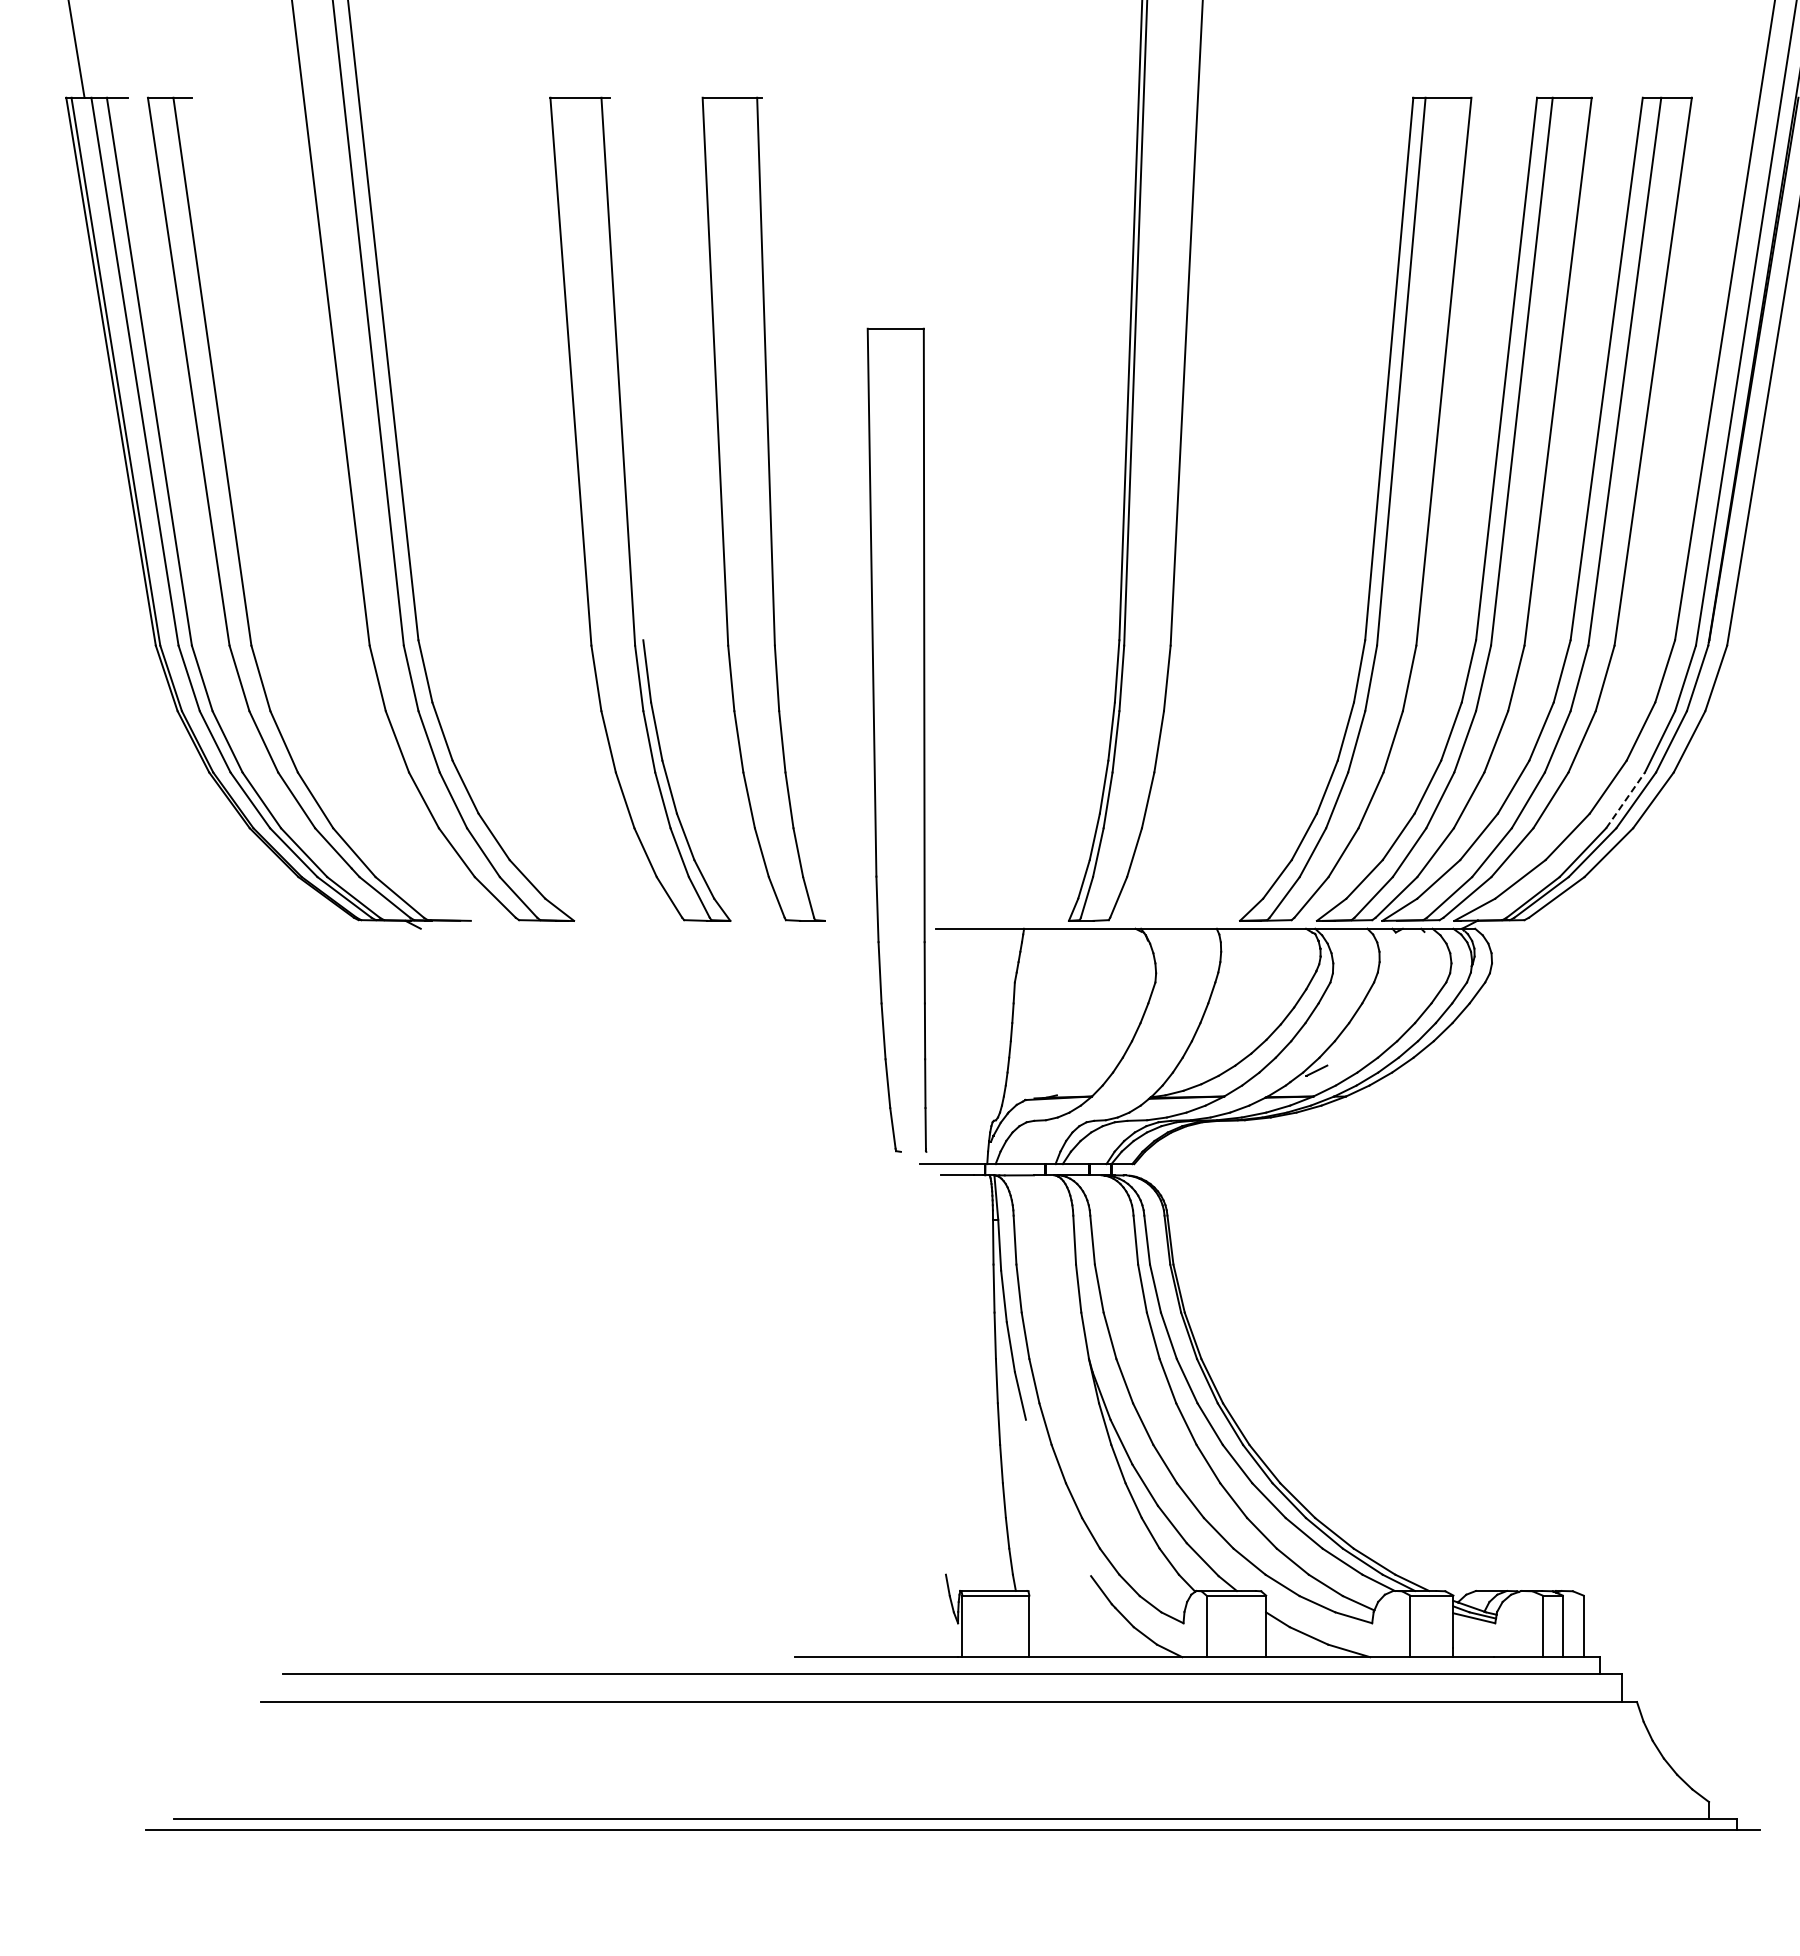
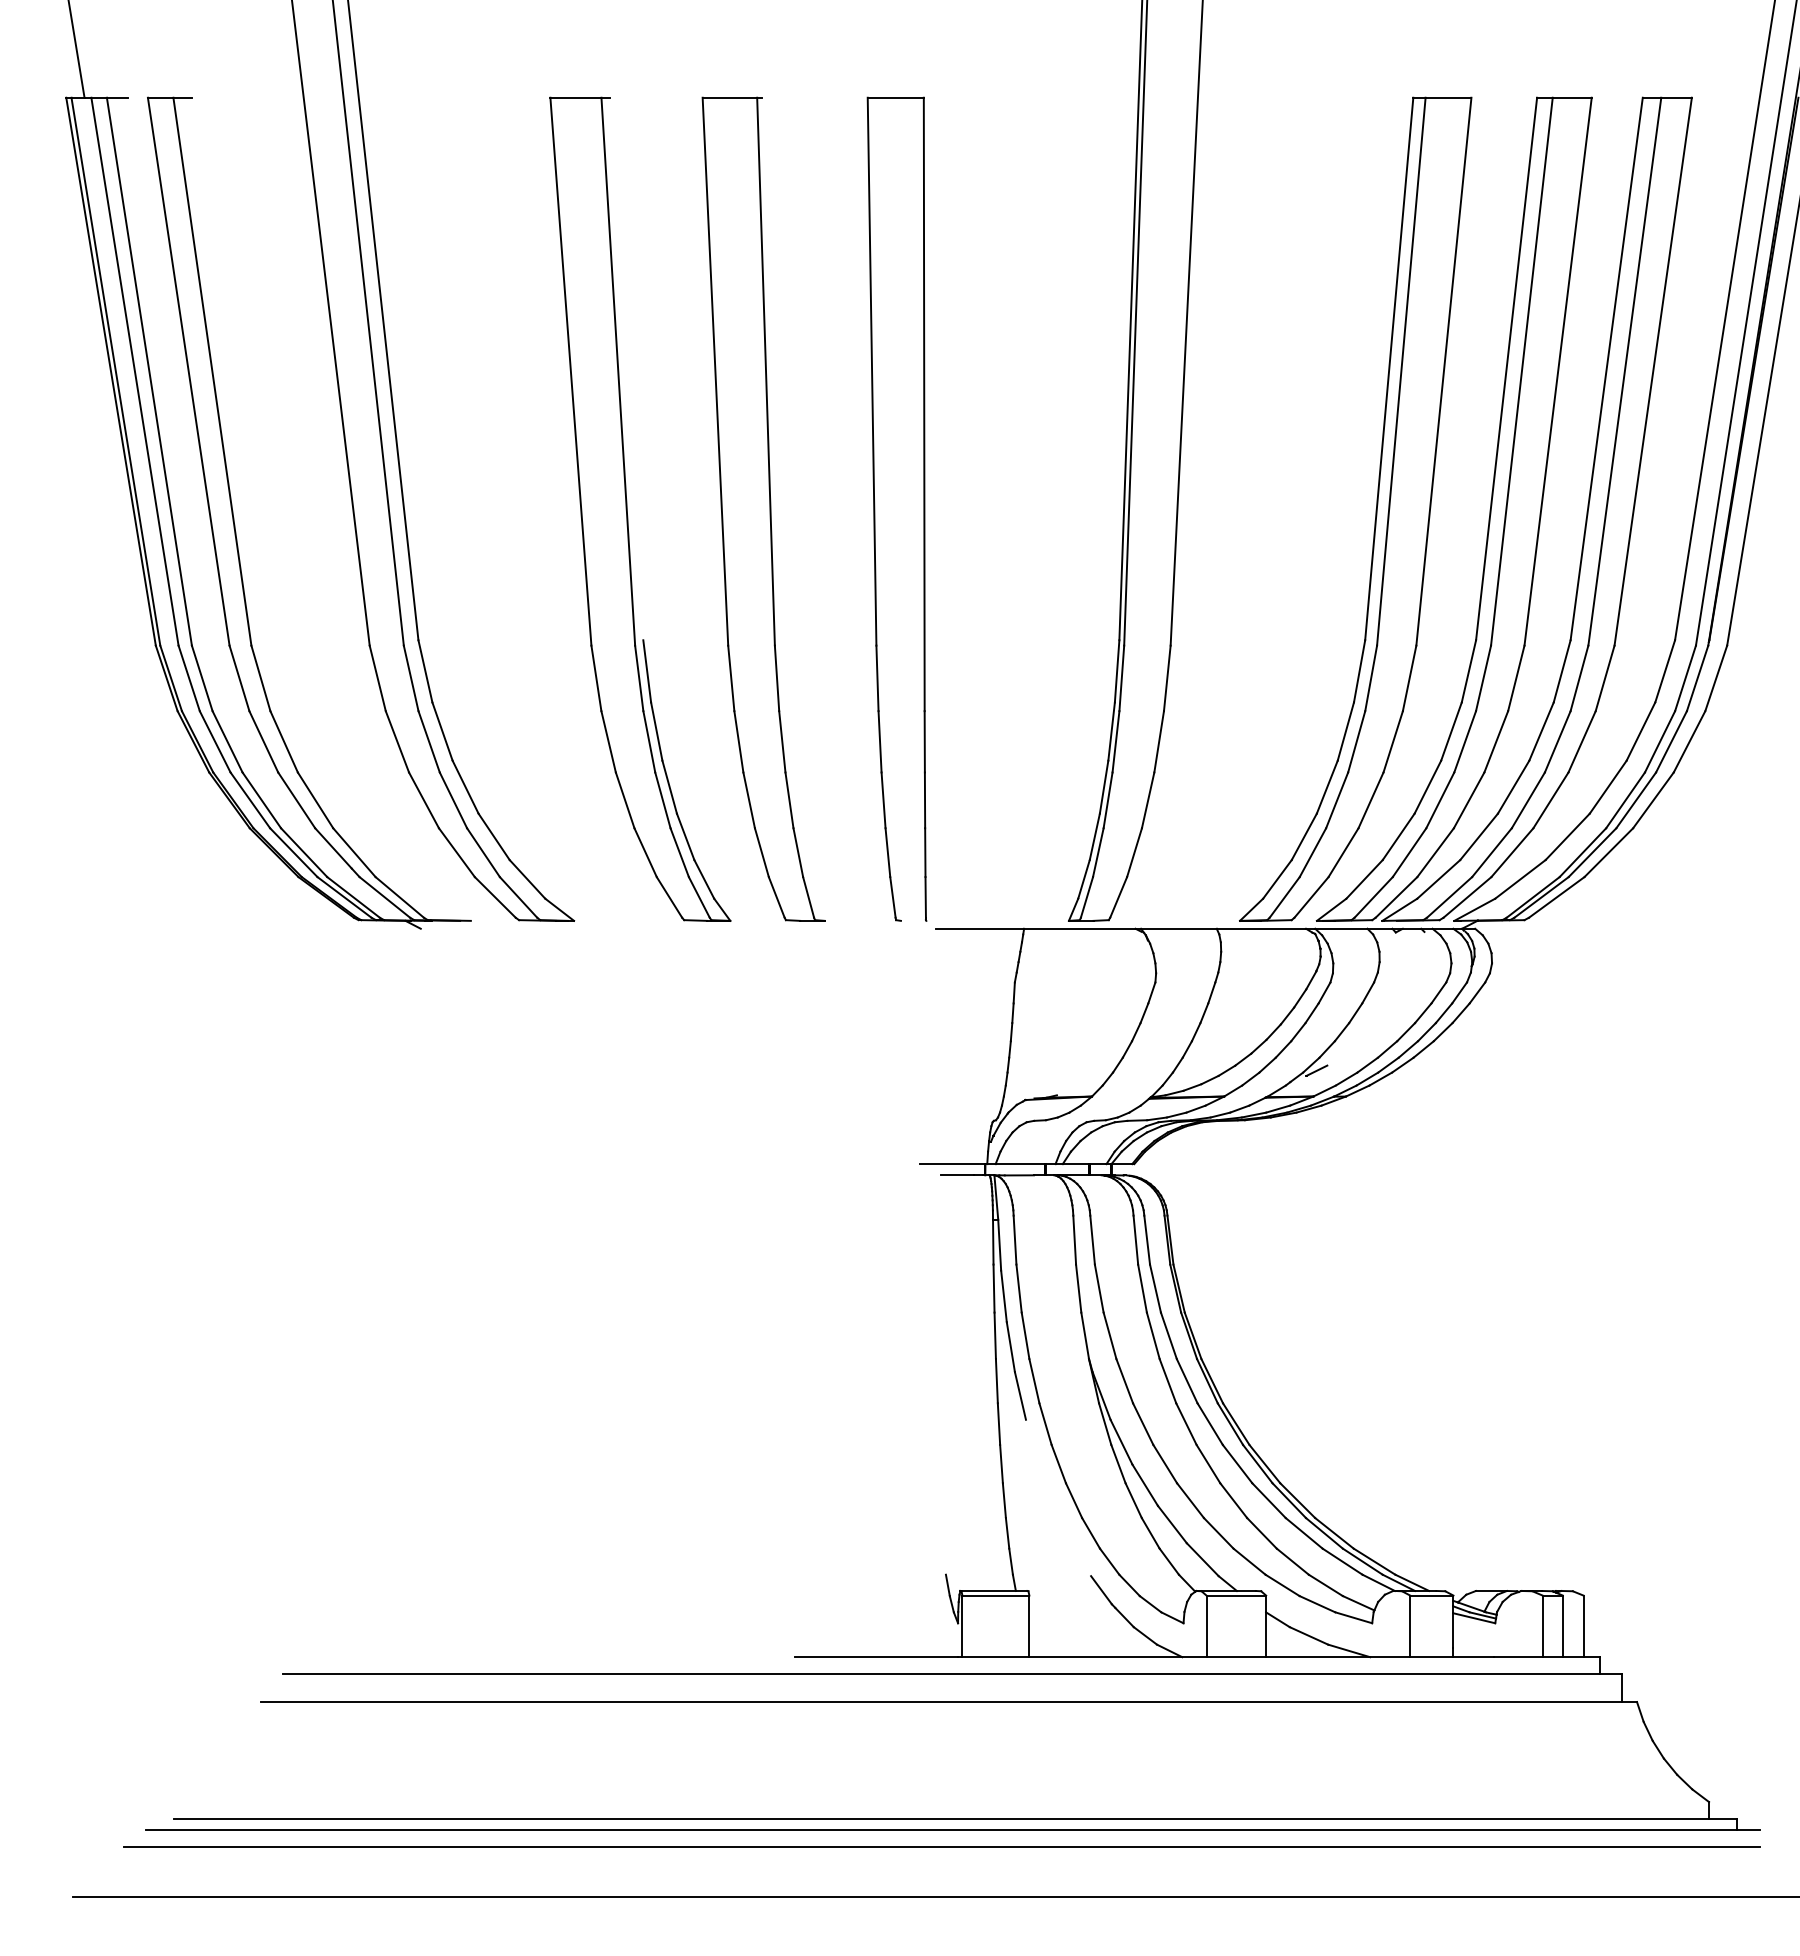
part position: (875, 739) -> (875, 508) (875, 508)
line: dashed -> solid (1625, 800)
line: none -> present (941, 1846)
line: none -> present (934, 1897)
